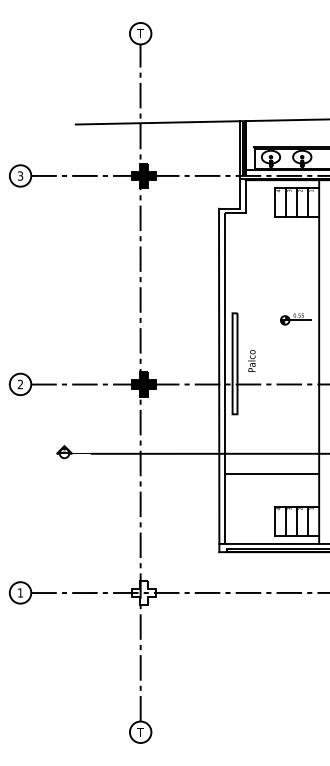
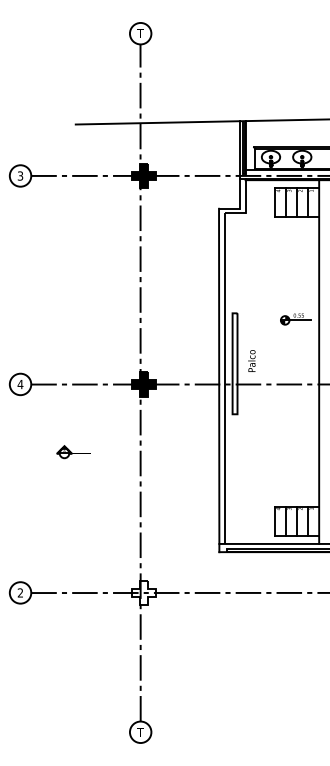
text: 2 -> 4 (20, 384)
line: present -> none (208, 453)
line: present -> none (272, 474)
text: 1 -> 2 (19, 592)
